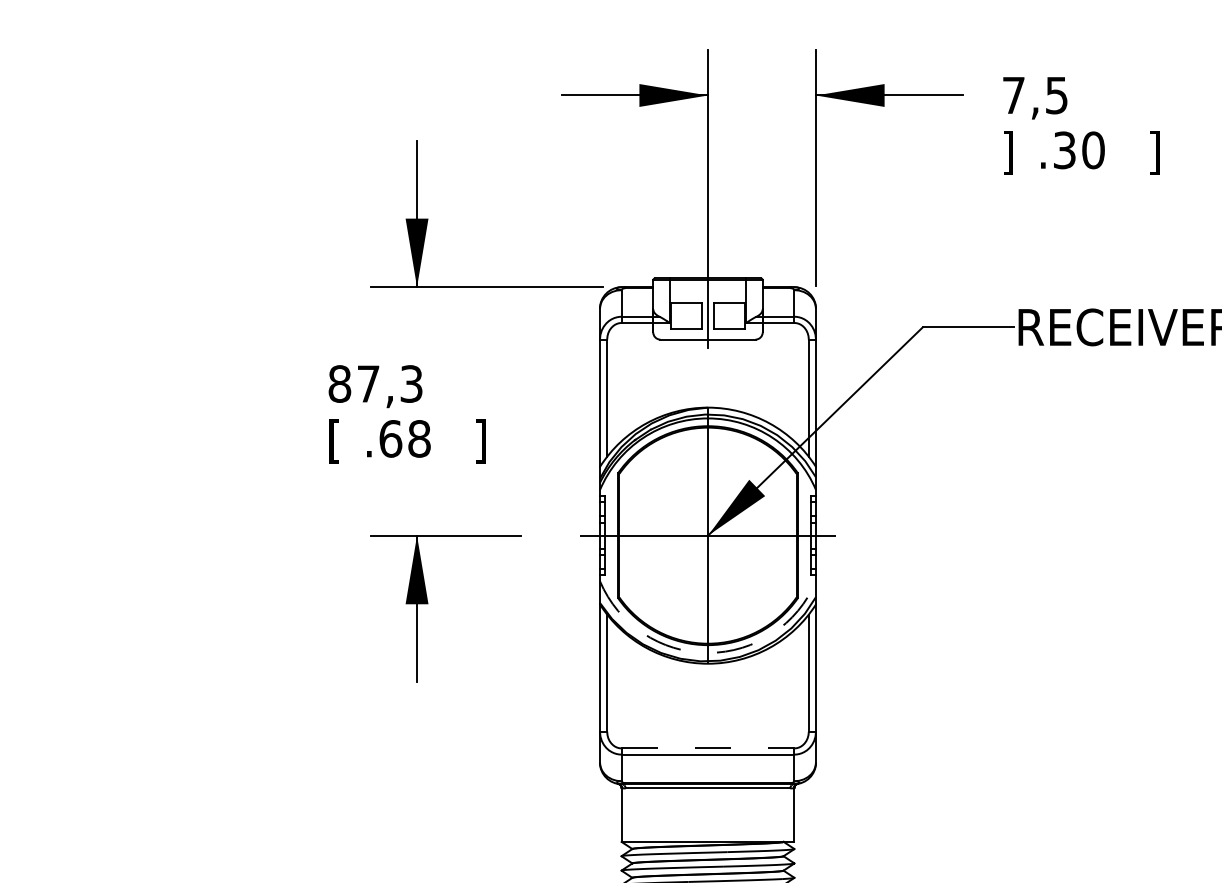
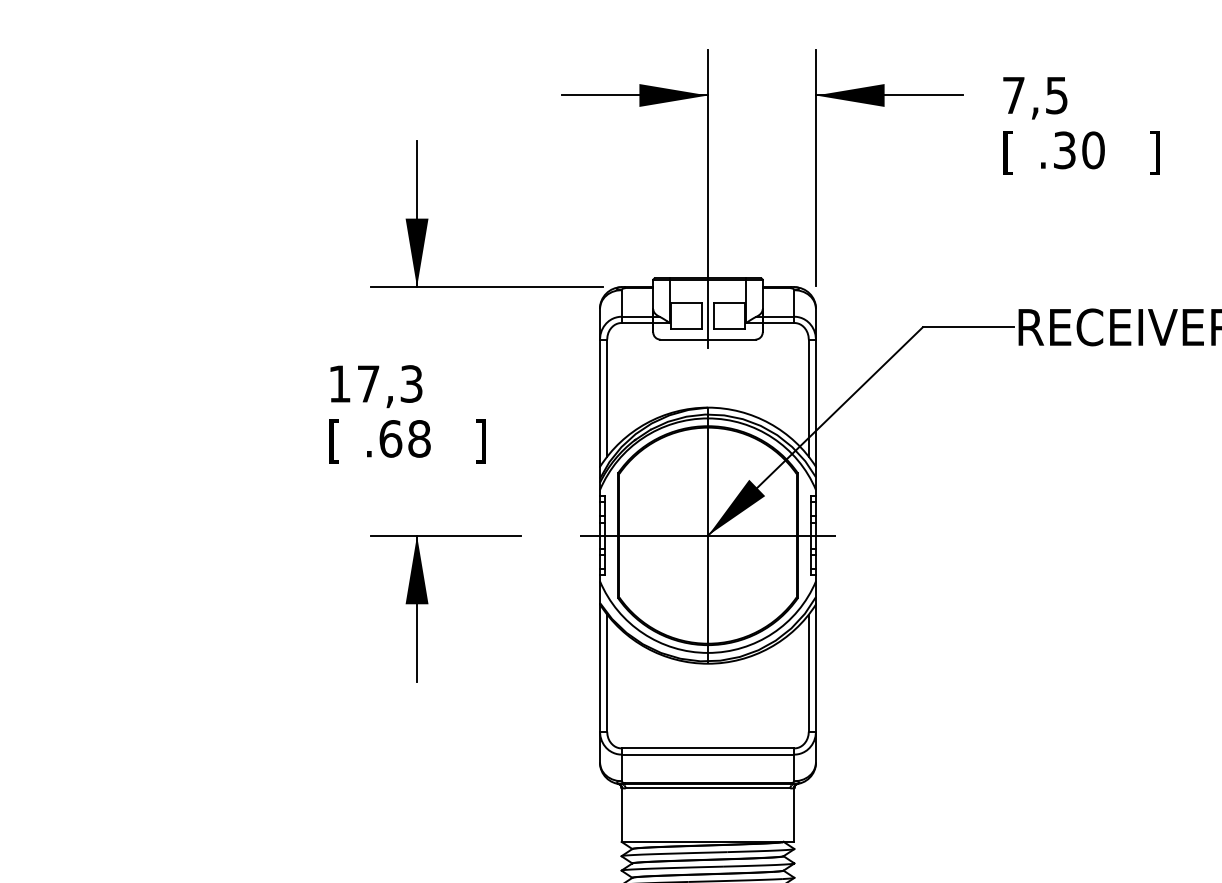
text: ] -> [ (1007, 152)
text: 87,3 -> 17,3 (339, 383)
arc: dashed -> solid (708, 652)
line: dashed -> solid (708, 748)
